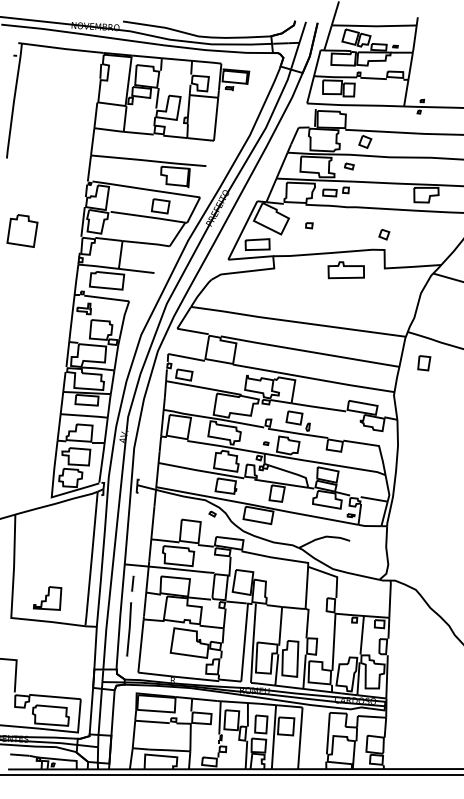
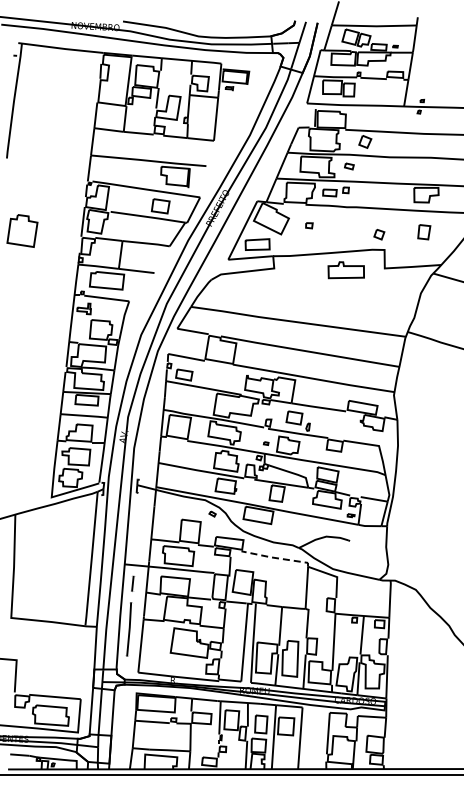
part position: (384, 234) -> (379, 234) (379, 234)
part position: (424, 363) -> (424, 232) (424, 232)
line: solid -> dashed (275, 558)
part: present -> none (47, 598)
